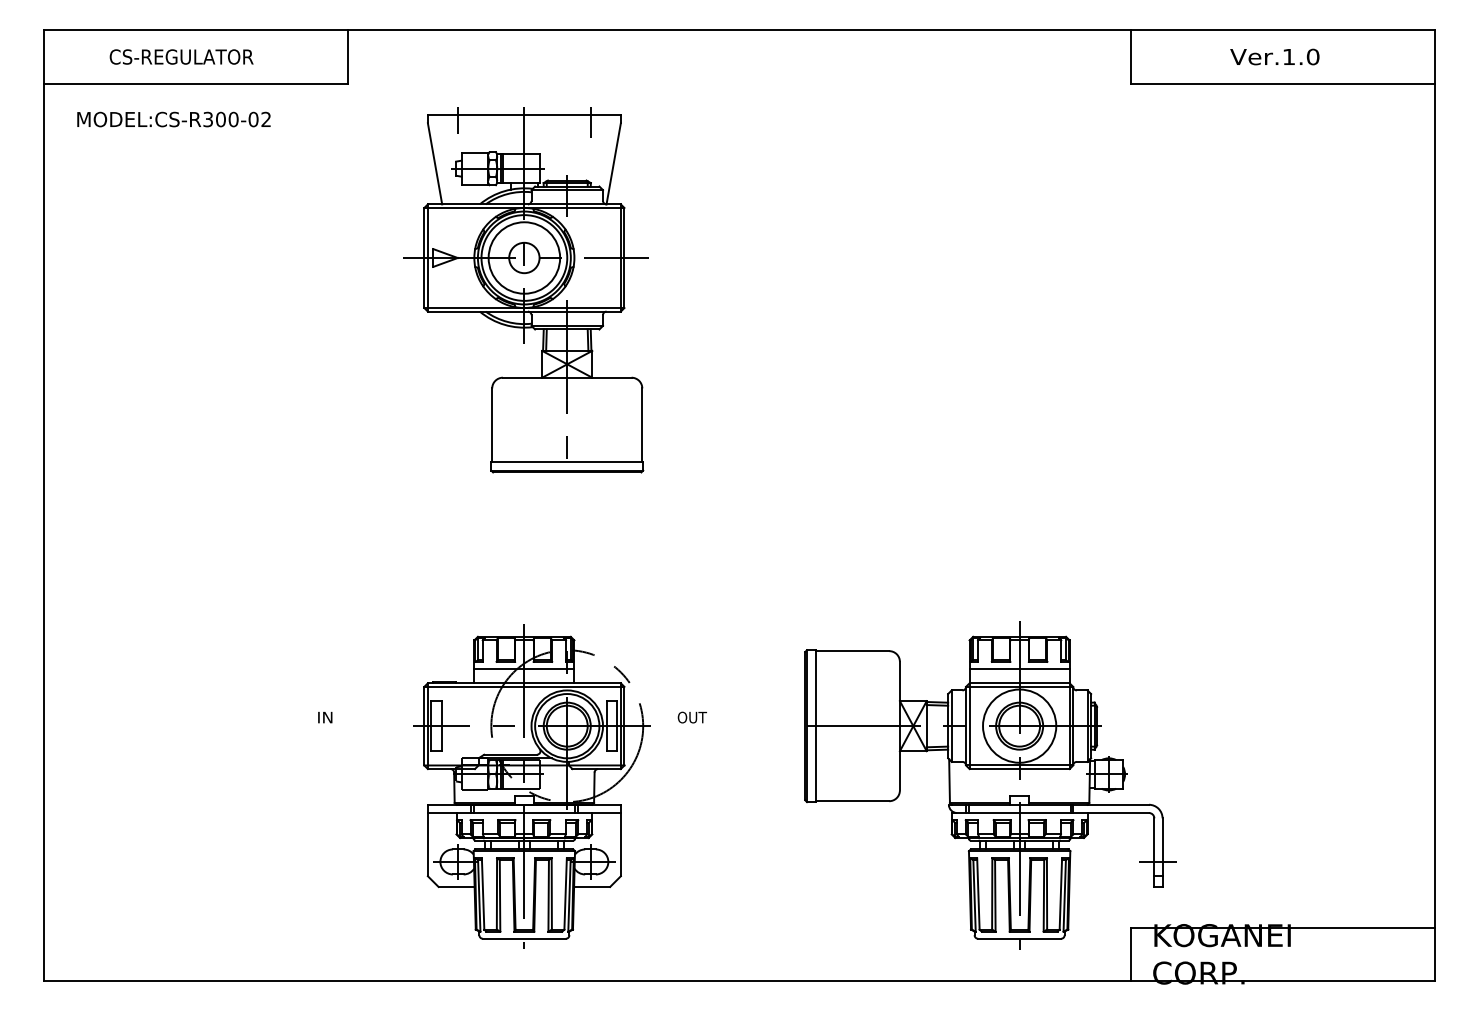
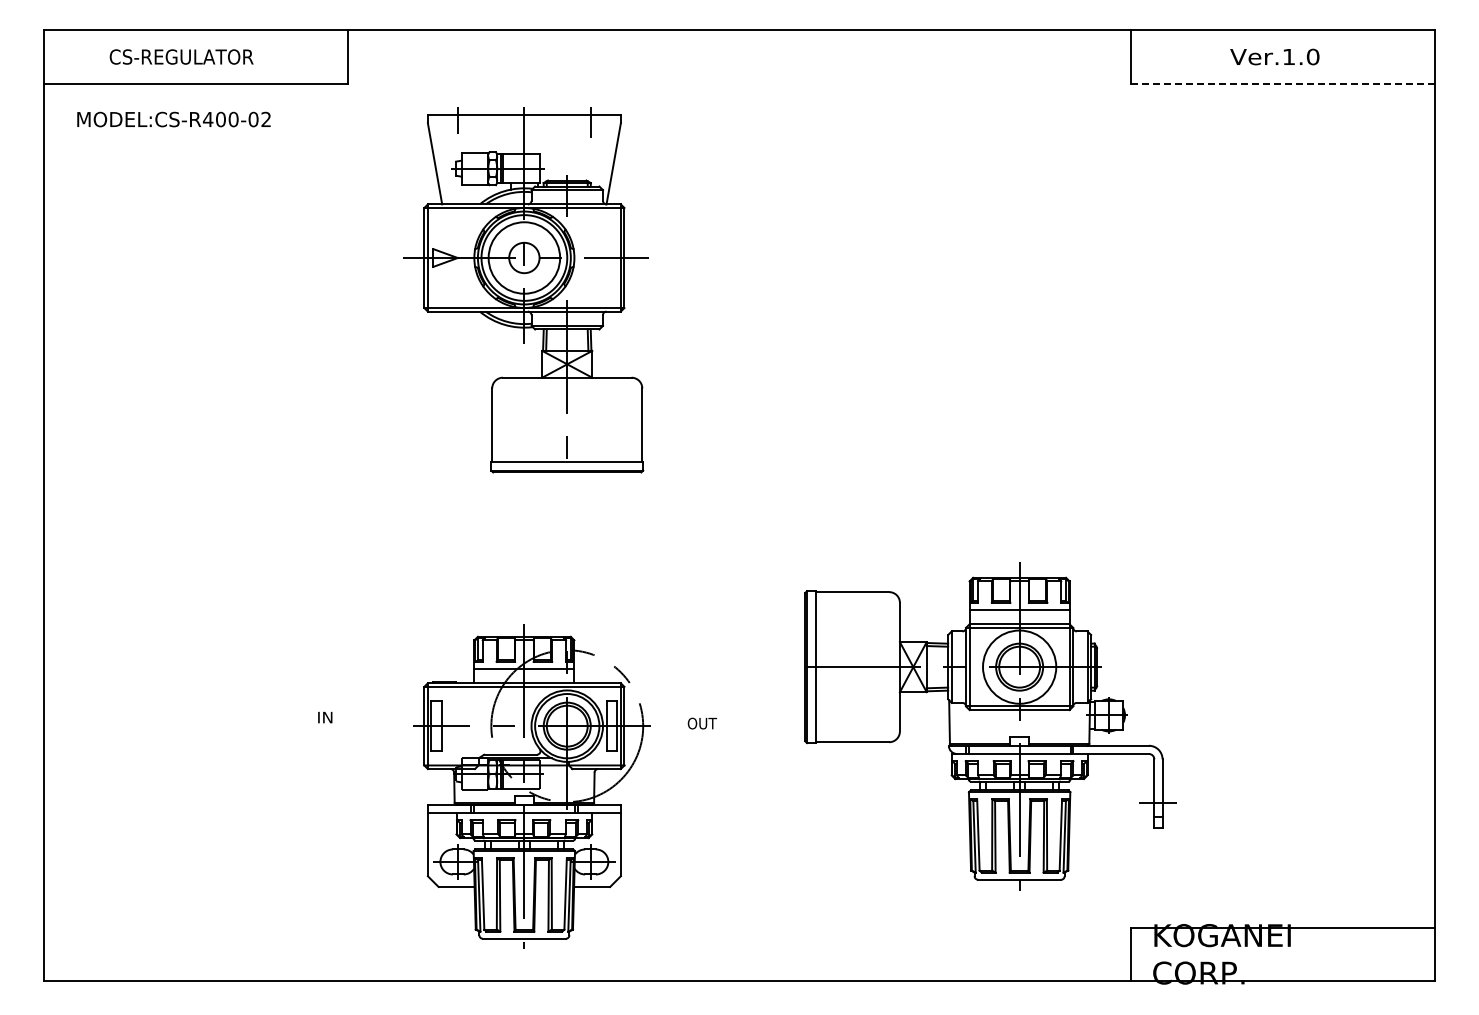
line: solid -> dashed (1282, 83)
text: MODEL:CS-R300-02 -> MODEL:CS-R400-02 (207, 119)
text position: (691, 717) -> (701, 723) (701, 723)
part position: (990, 785) -> (990, 726) (990, 726)
